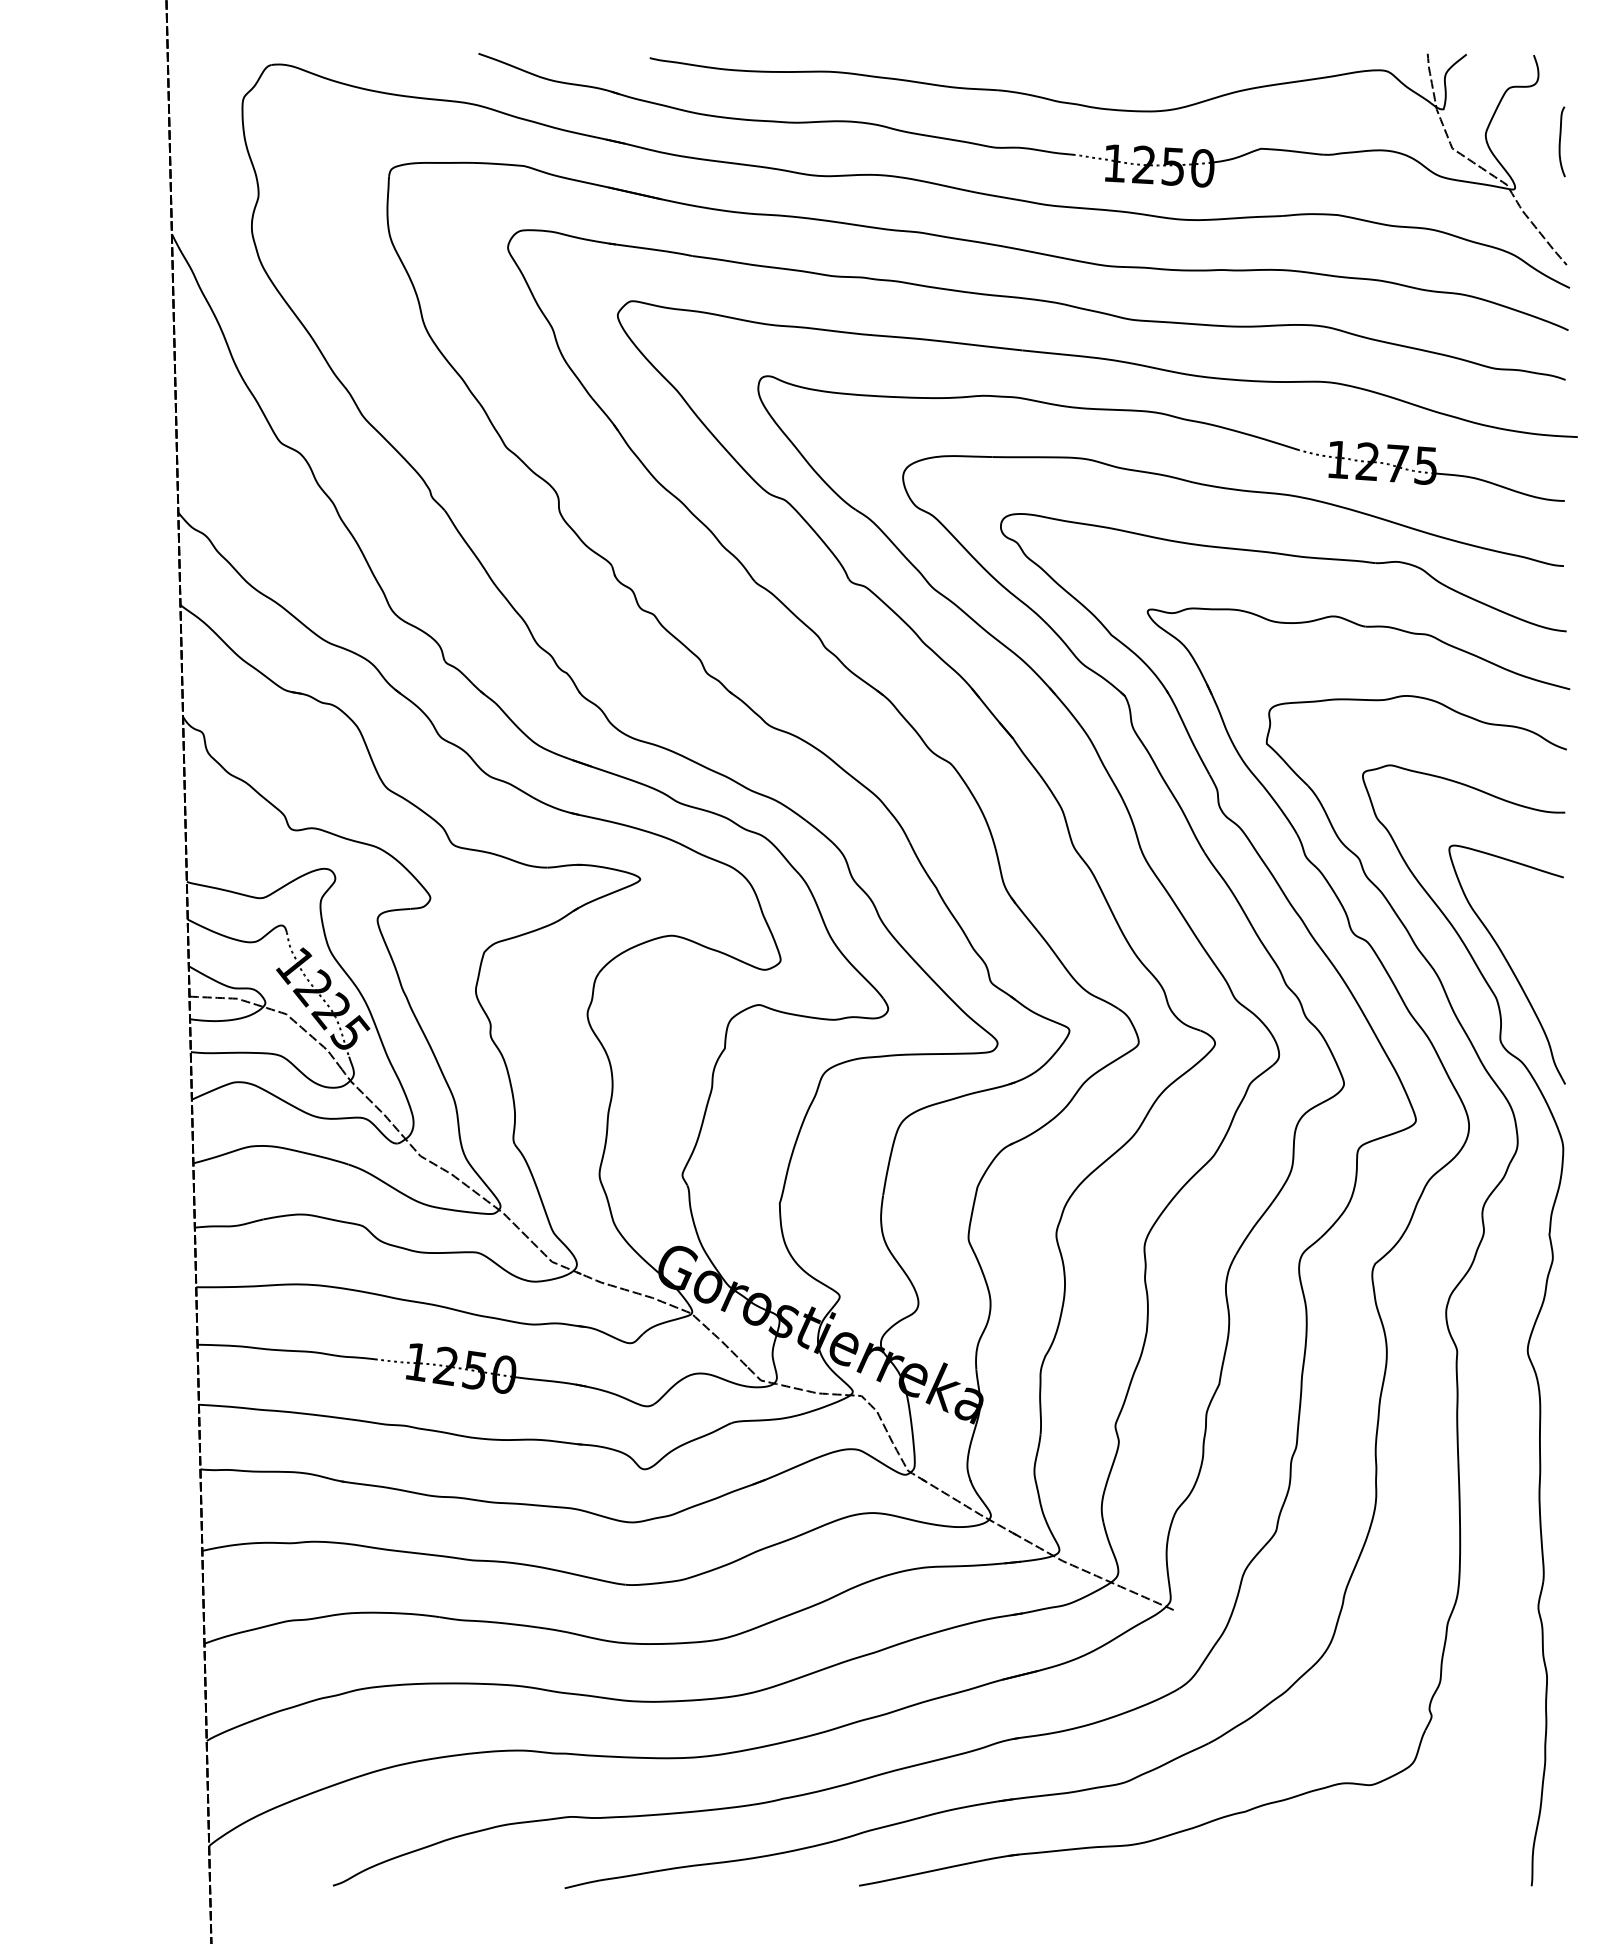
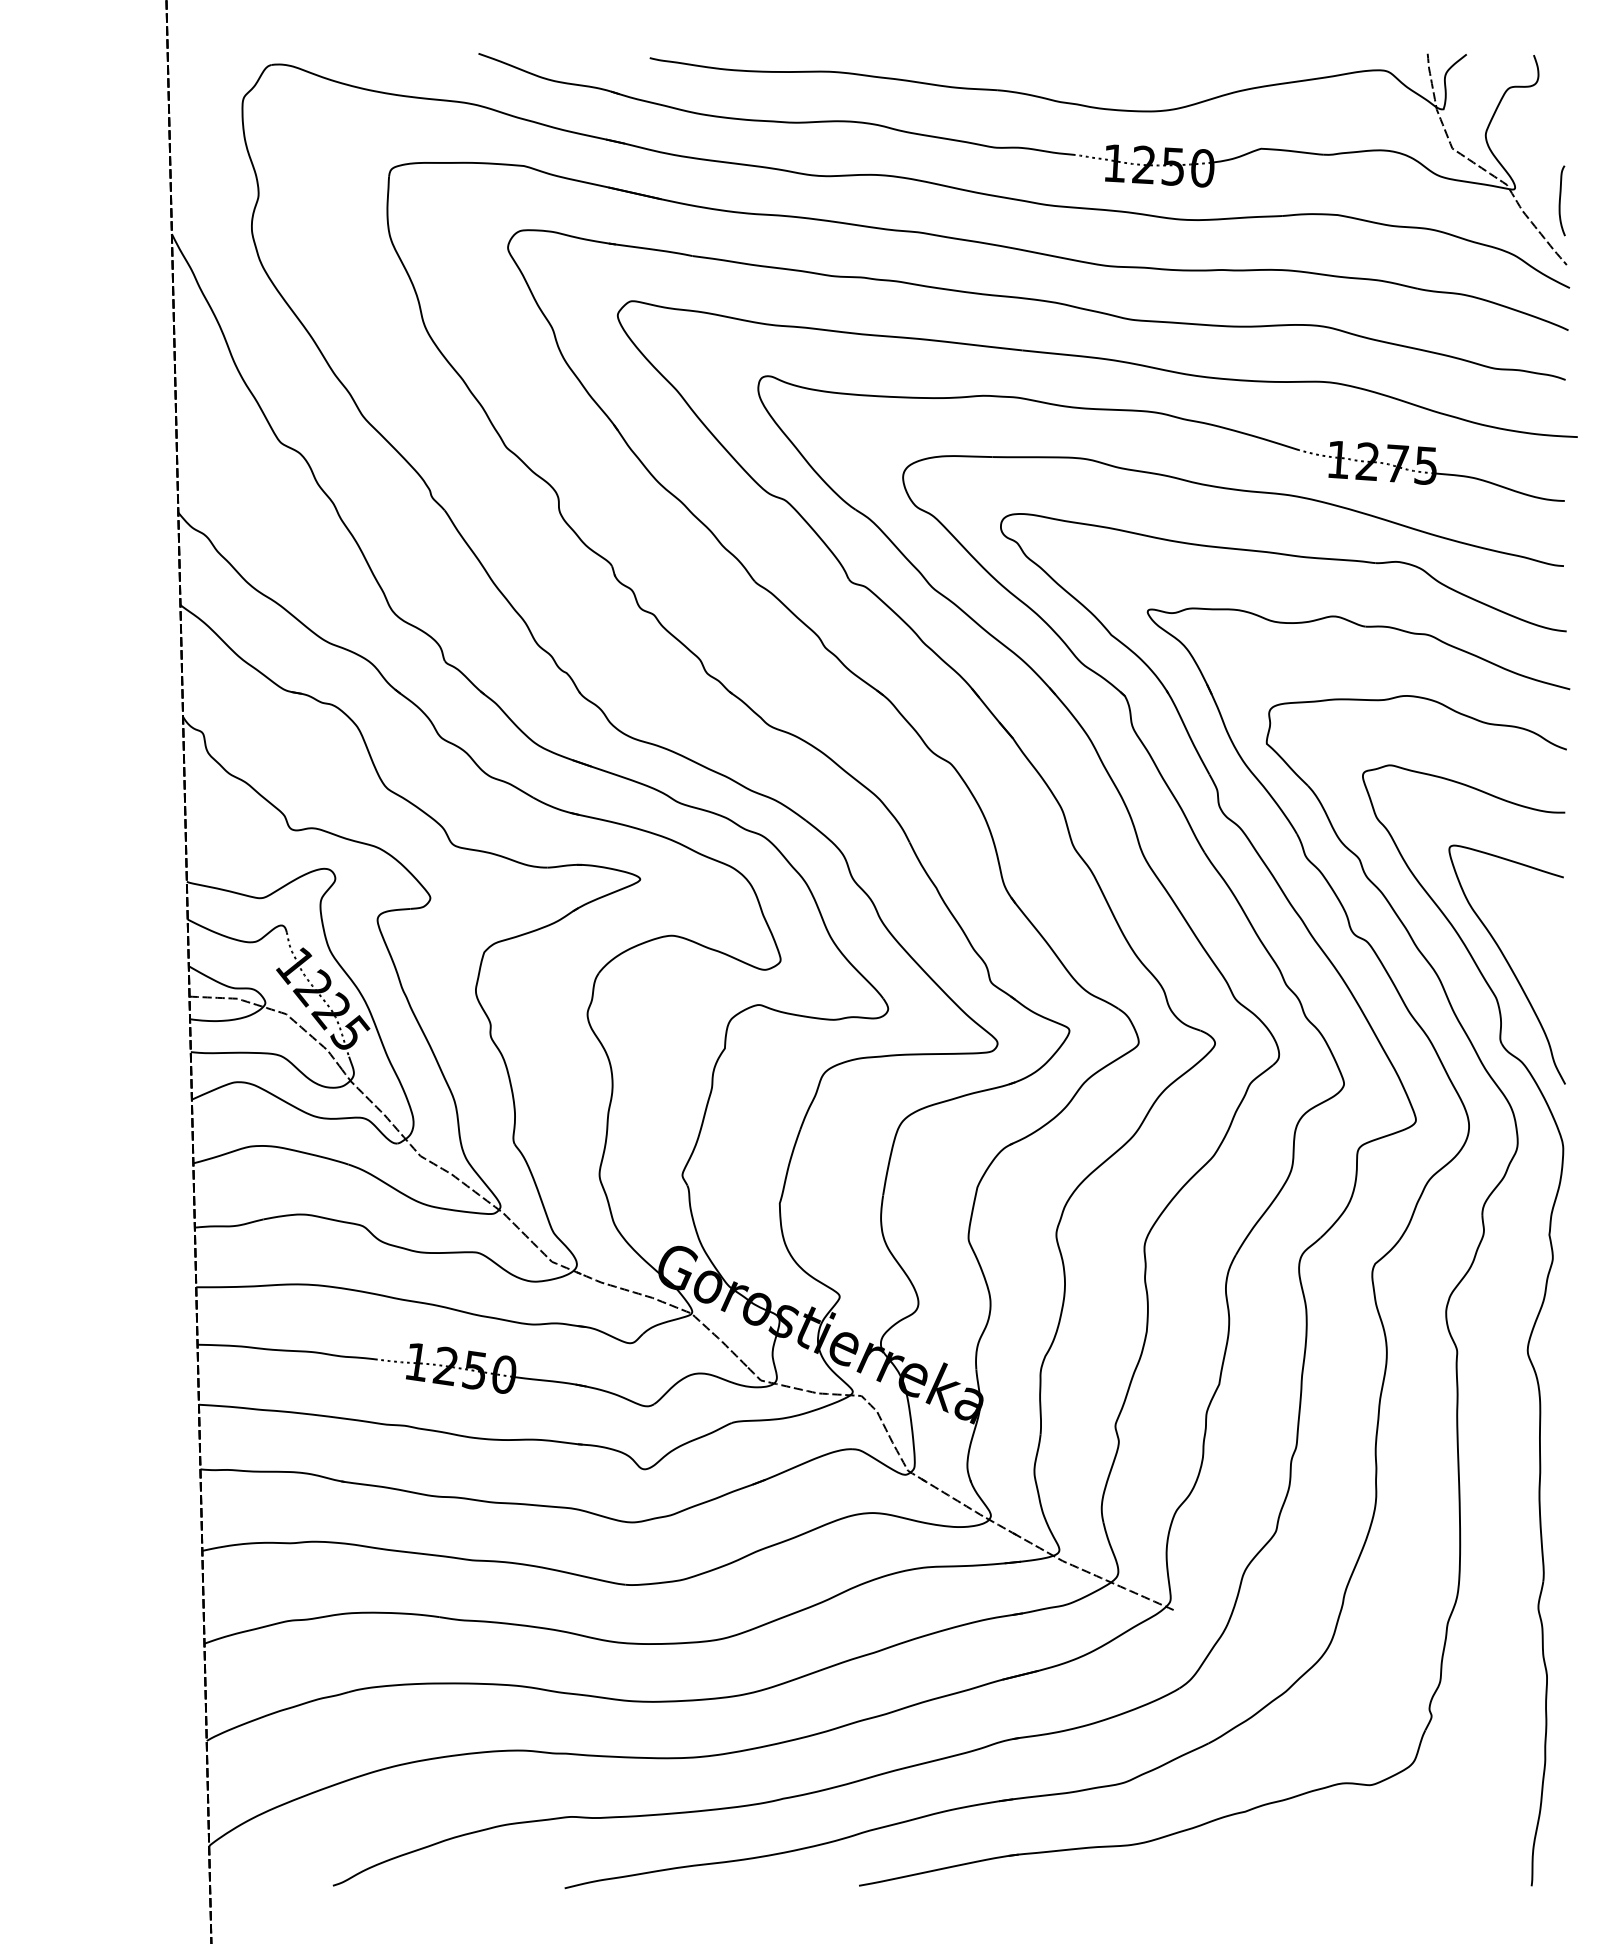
curve position: (1560, 141) -> (1560, 200) (1560, 200)
